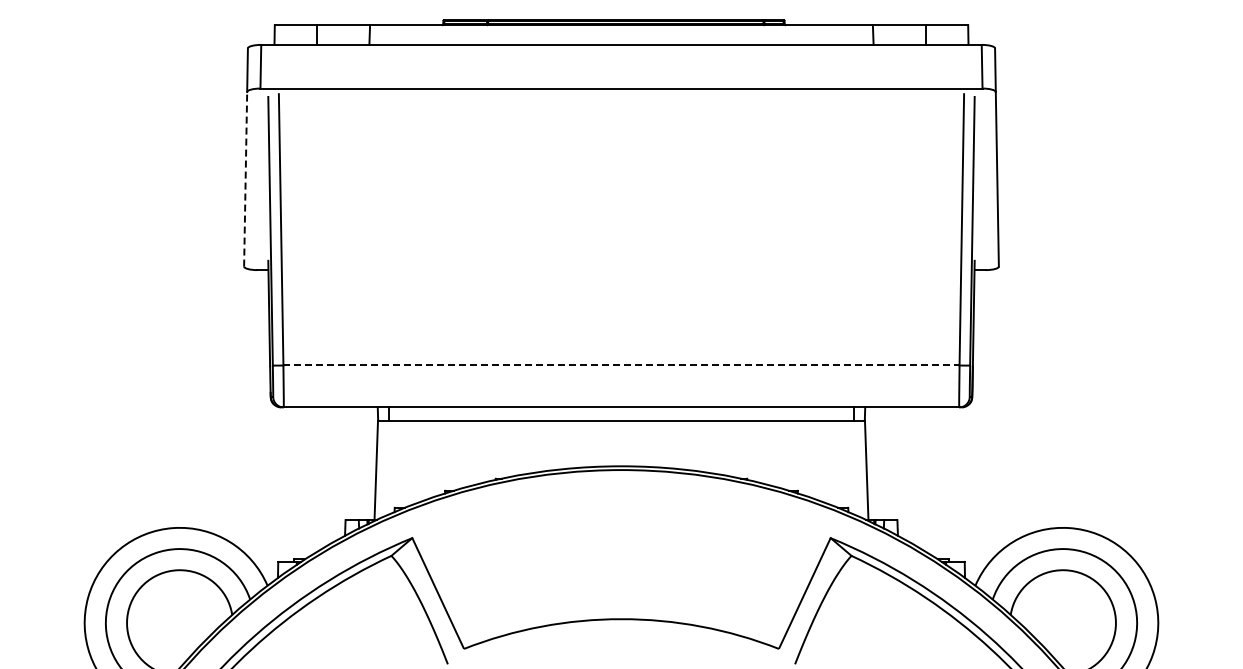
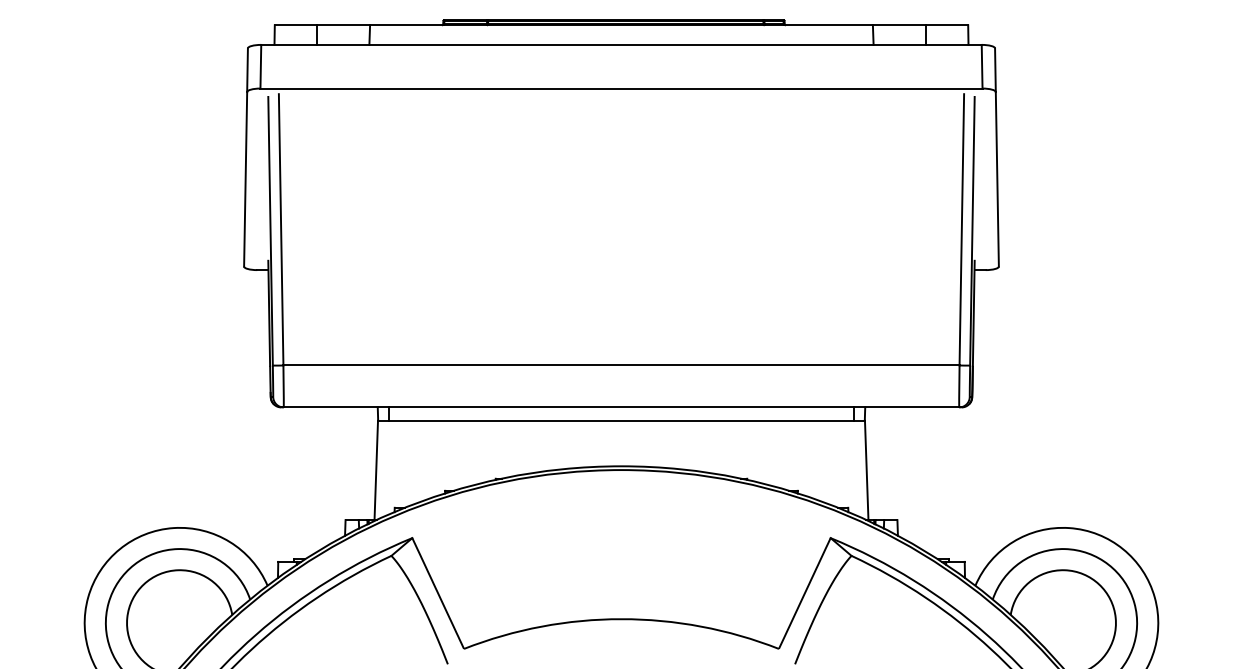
line: dashed -> solid (245, 178)
line: dashed -> solid (621, 365)
